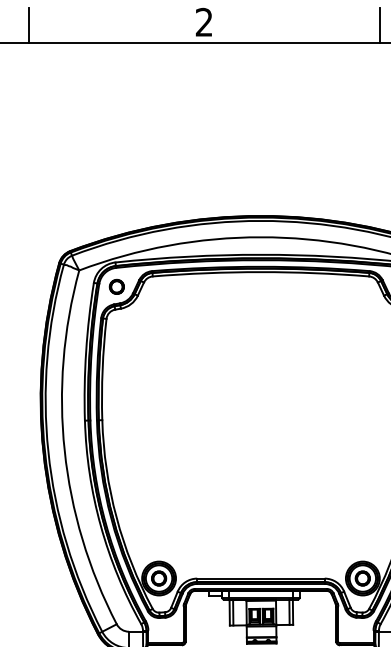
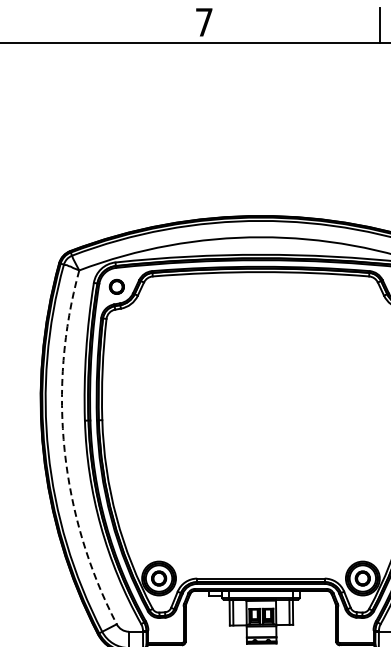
text: 2 -> 7 (203, 21)
line: present -> none (28, 25)
arc: solid -> dashed (64, 450)
